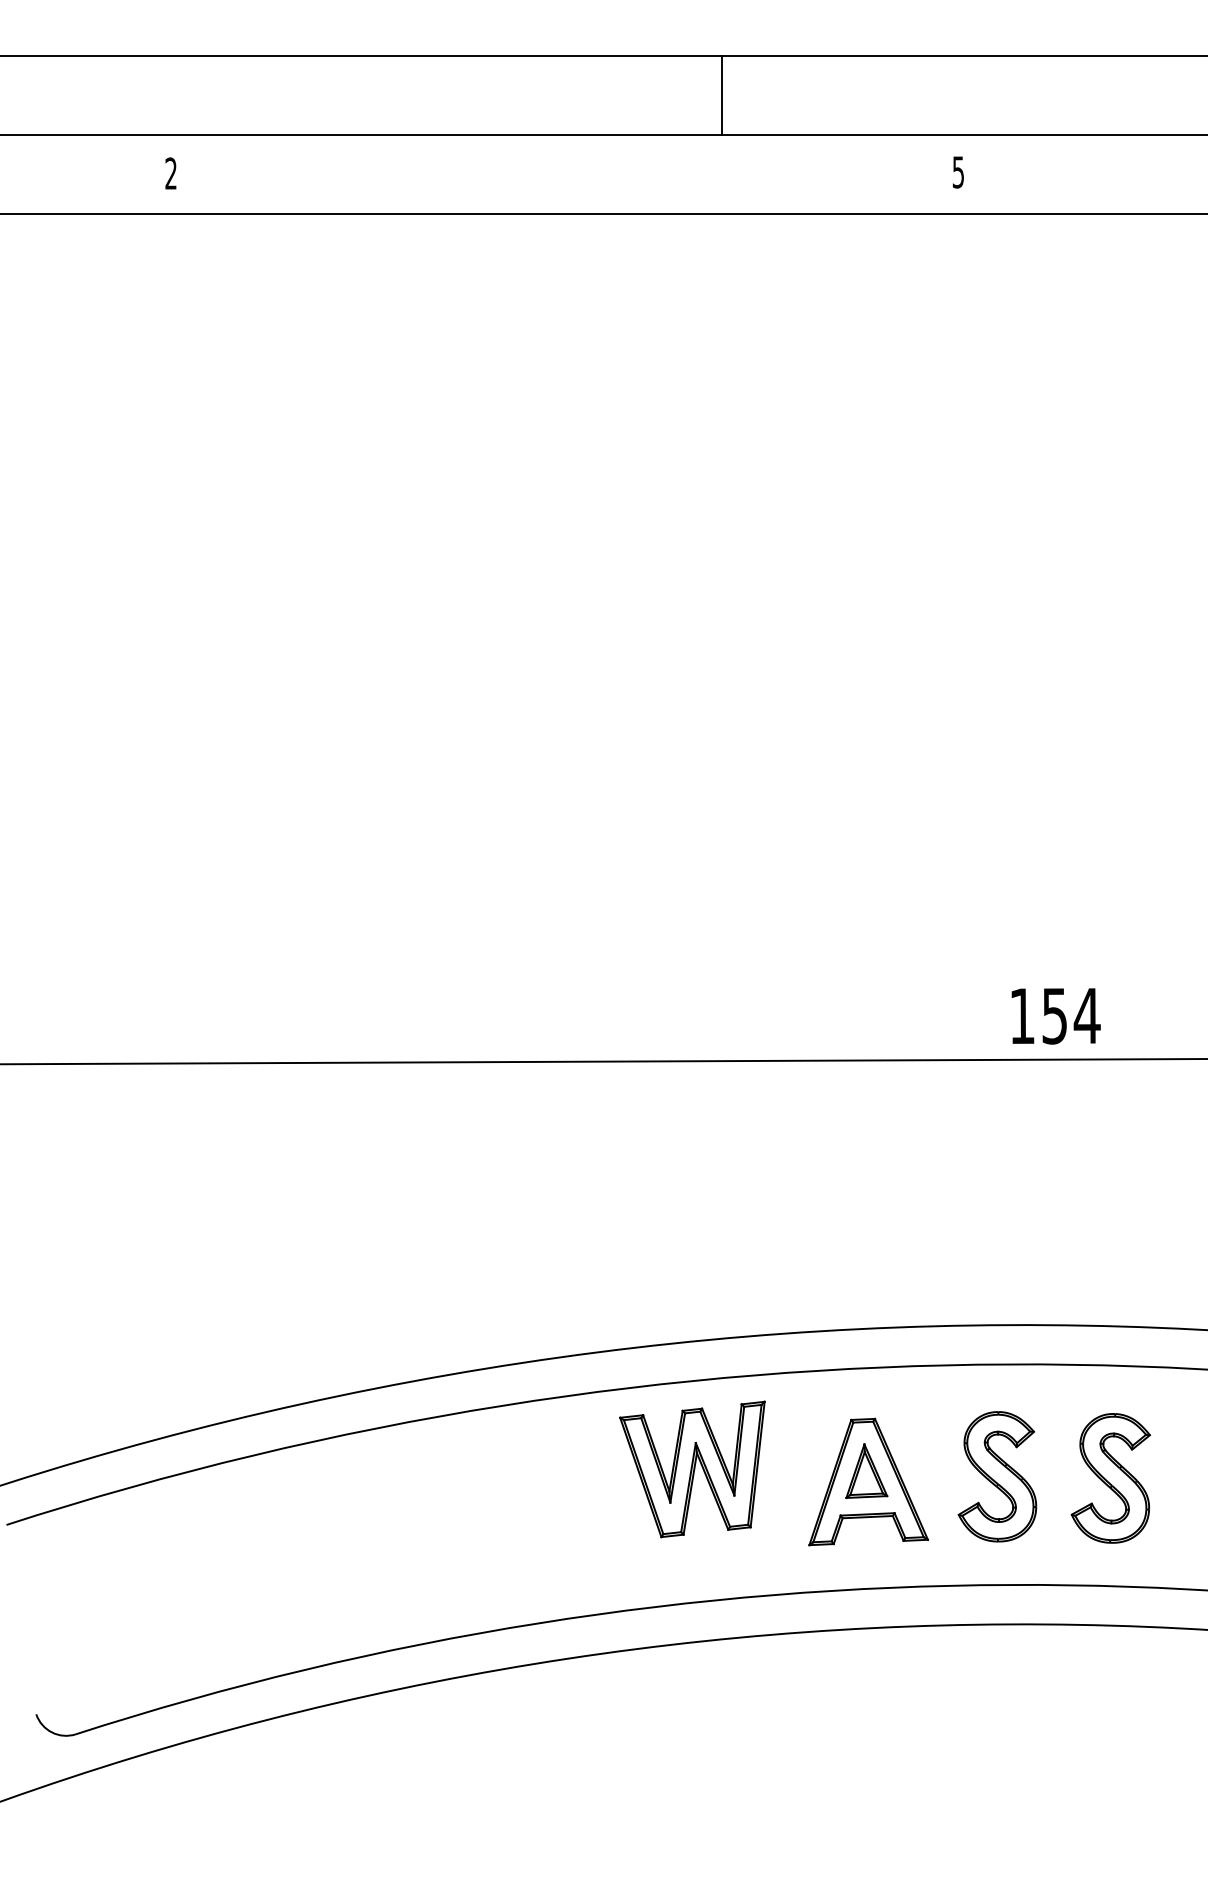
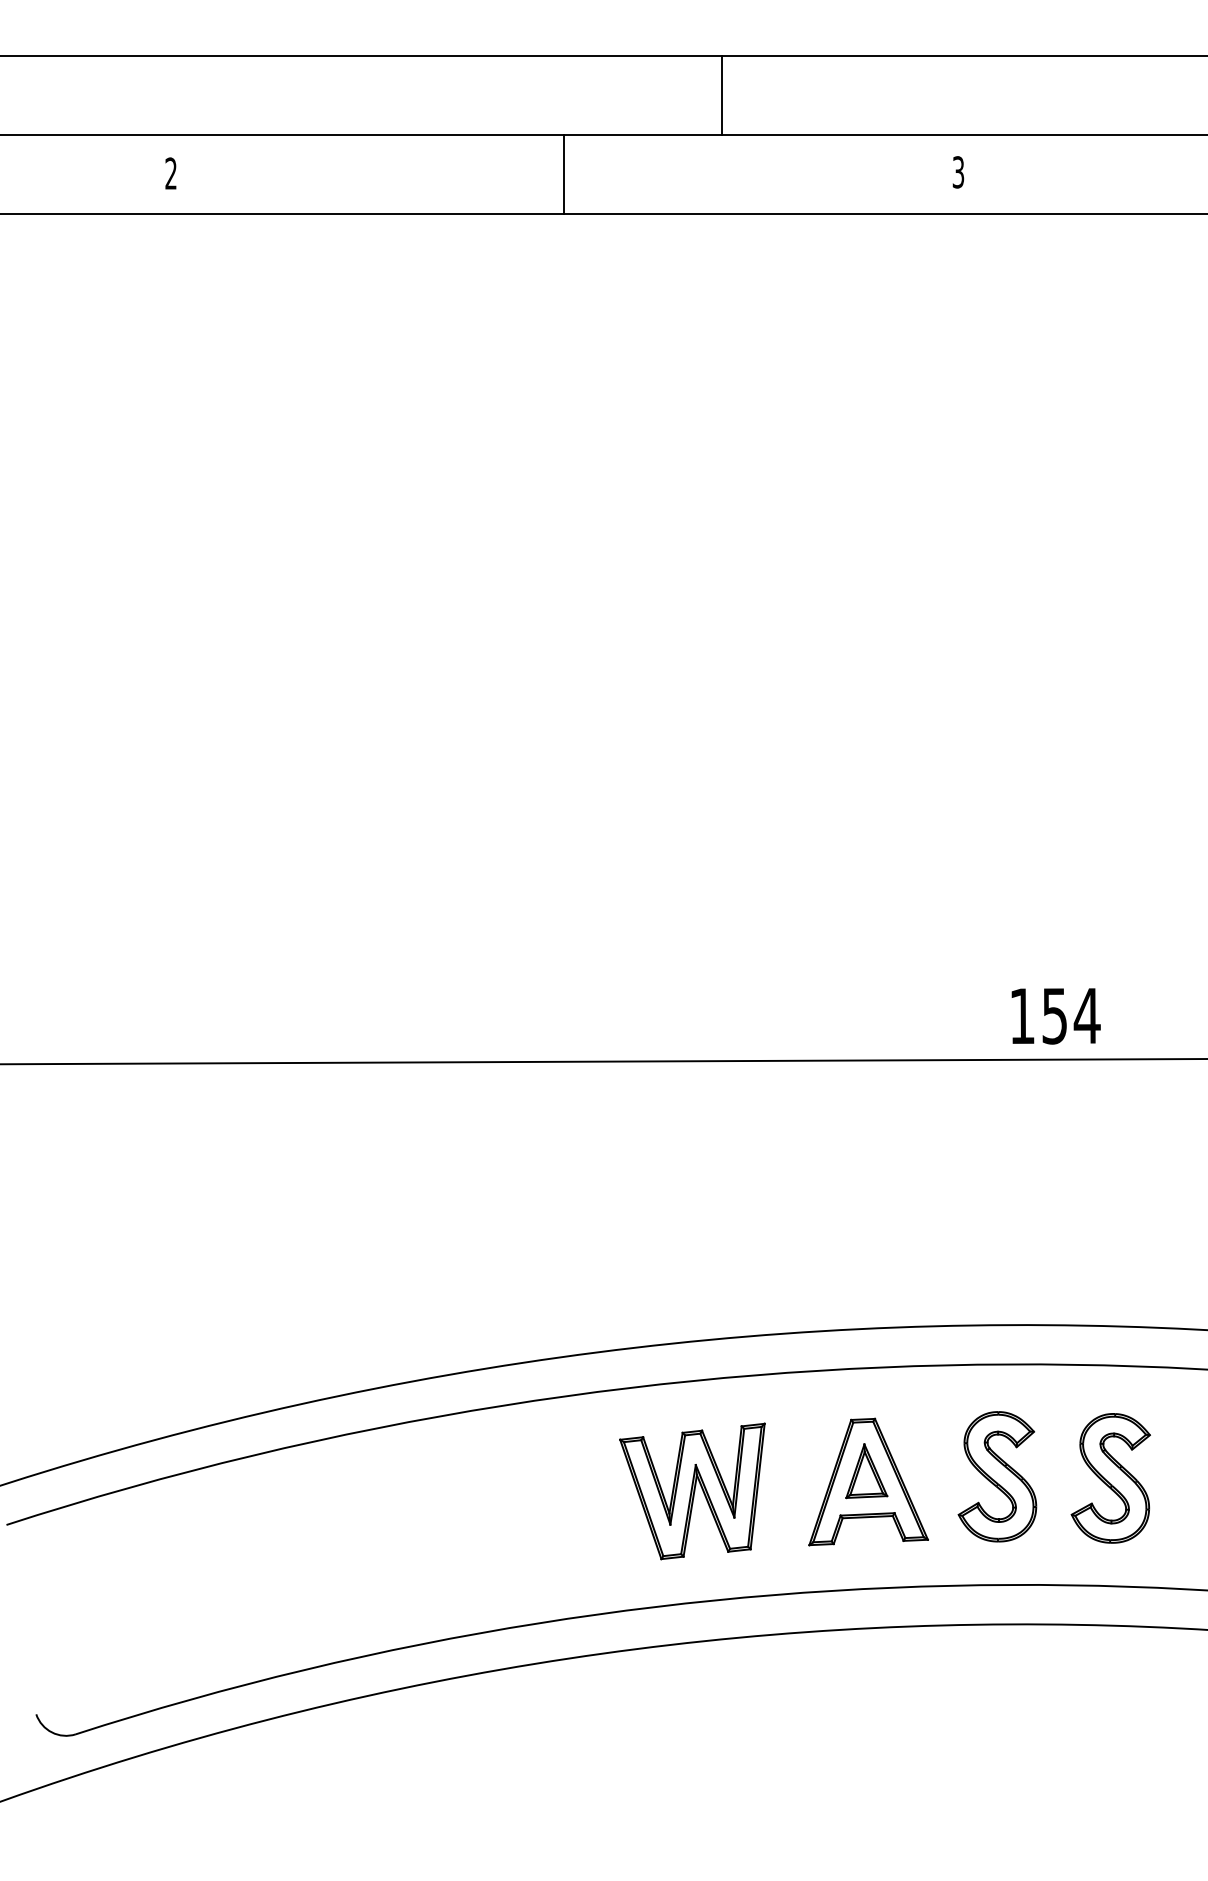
text: 5 -> 3 (958, 171)
line: none -> present (564, 174)
part position: (692, 1469) -> (692, 1491) (692, 1491)
